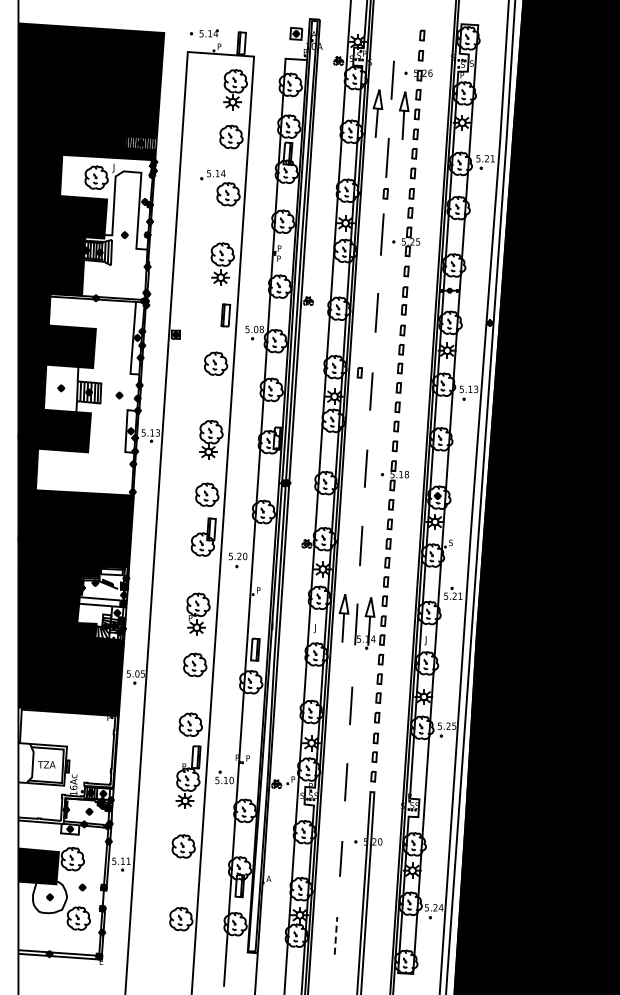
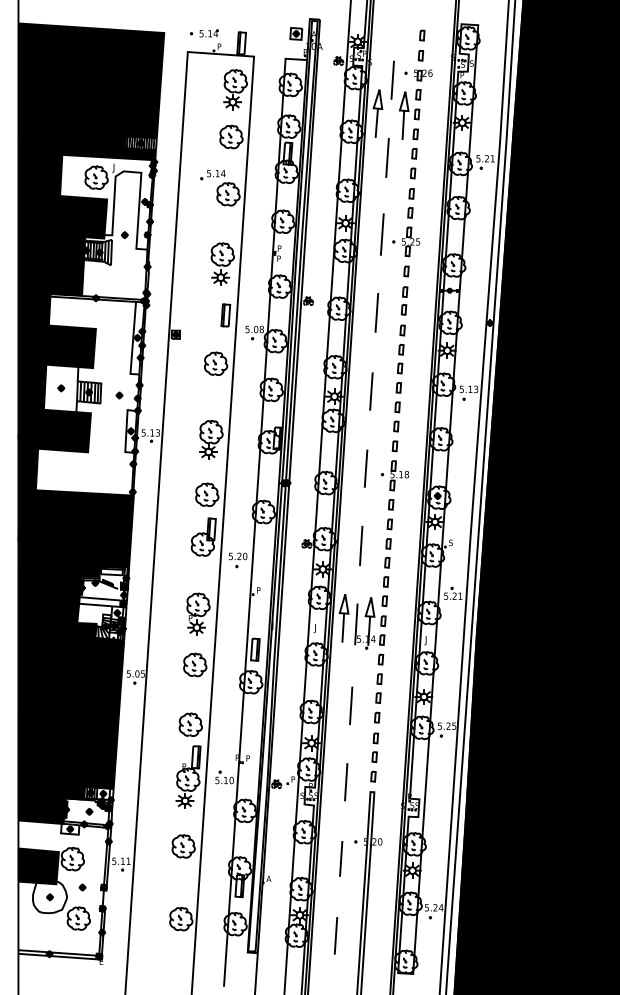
part: present -> none (385, 193)
part: present -> none (359, 372)
fill: none -> present (68, 765)
line: dashed -> solid (336, 935)
